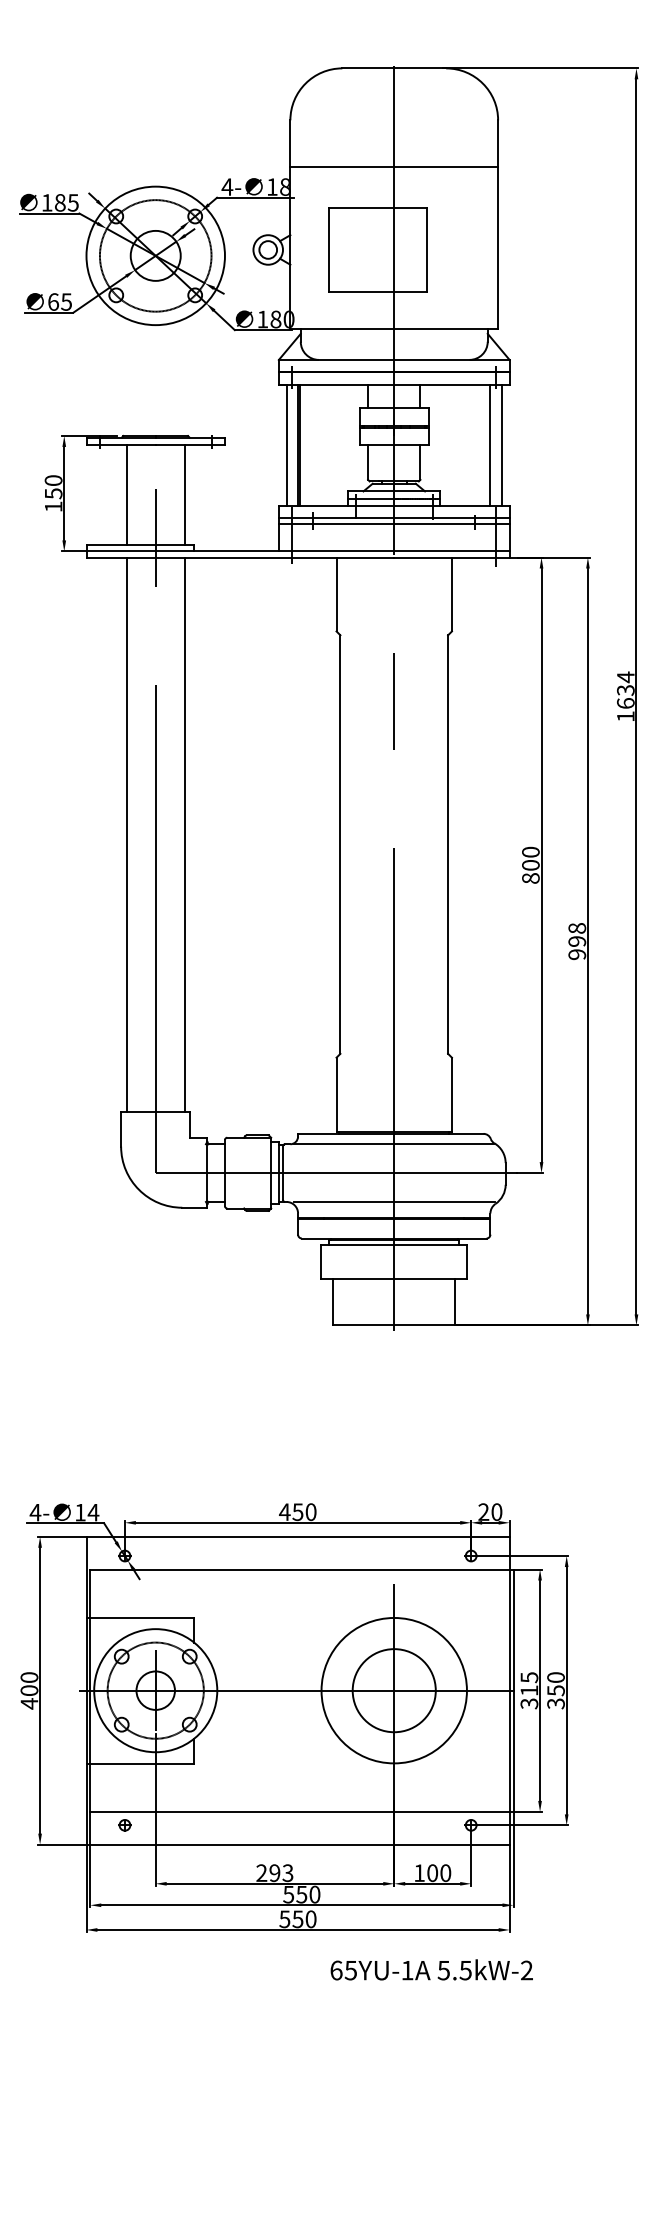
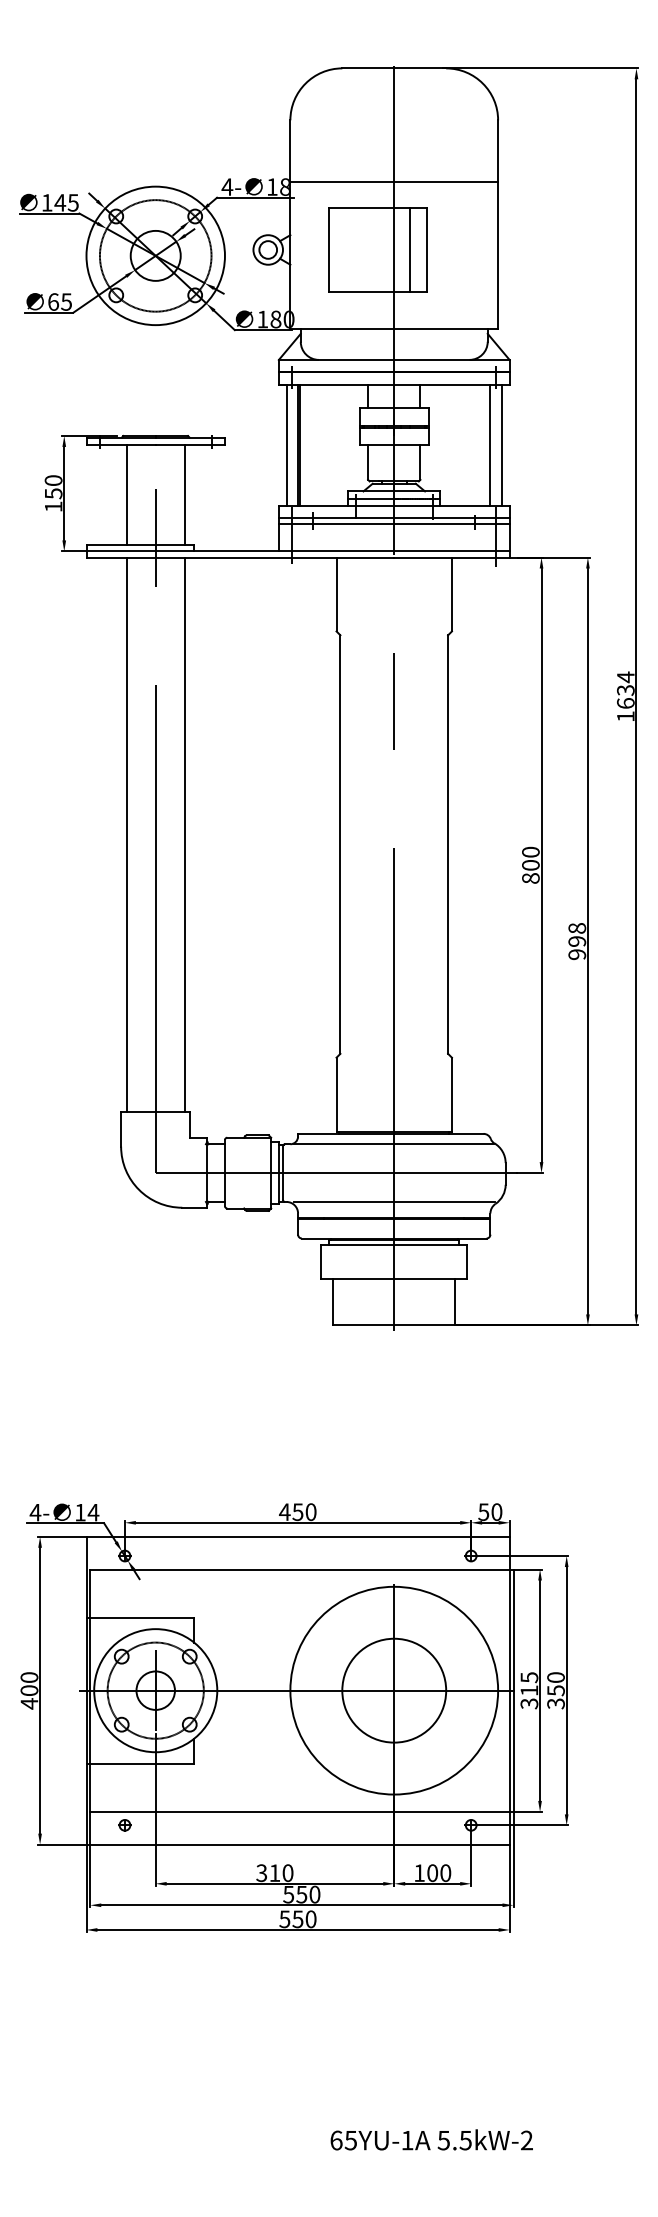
line position: (394, 167) -> (394, 182) (394, 182)
text: 185 -> 145 (60, 202)
line: none -> present (410, 249)
text: 20 -> 50 (483, 1512)
circle diameter: 145 px -> 208 px (394, 1690)
circle diameter: 83 px -> 104 px (394, 1690)
text: 293 -> 310 (274, 1873)
text position: (431, 1969) -> (431, 2139) (431, 2139)
